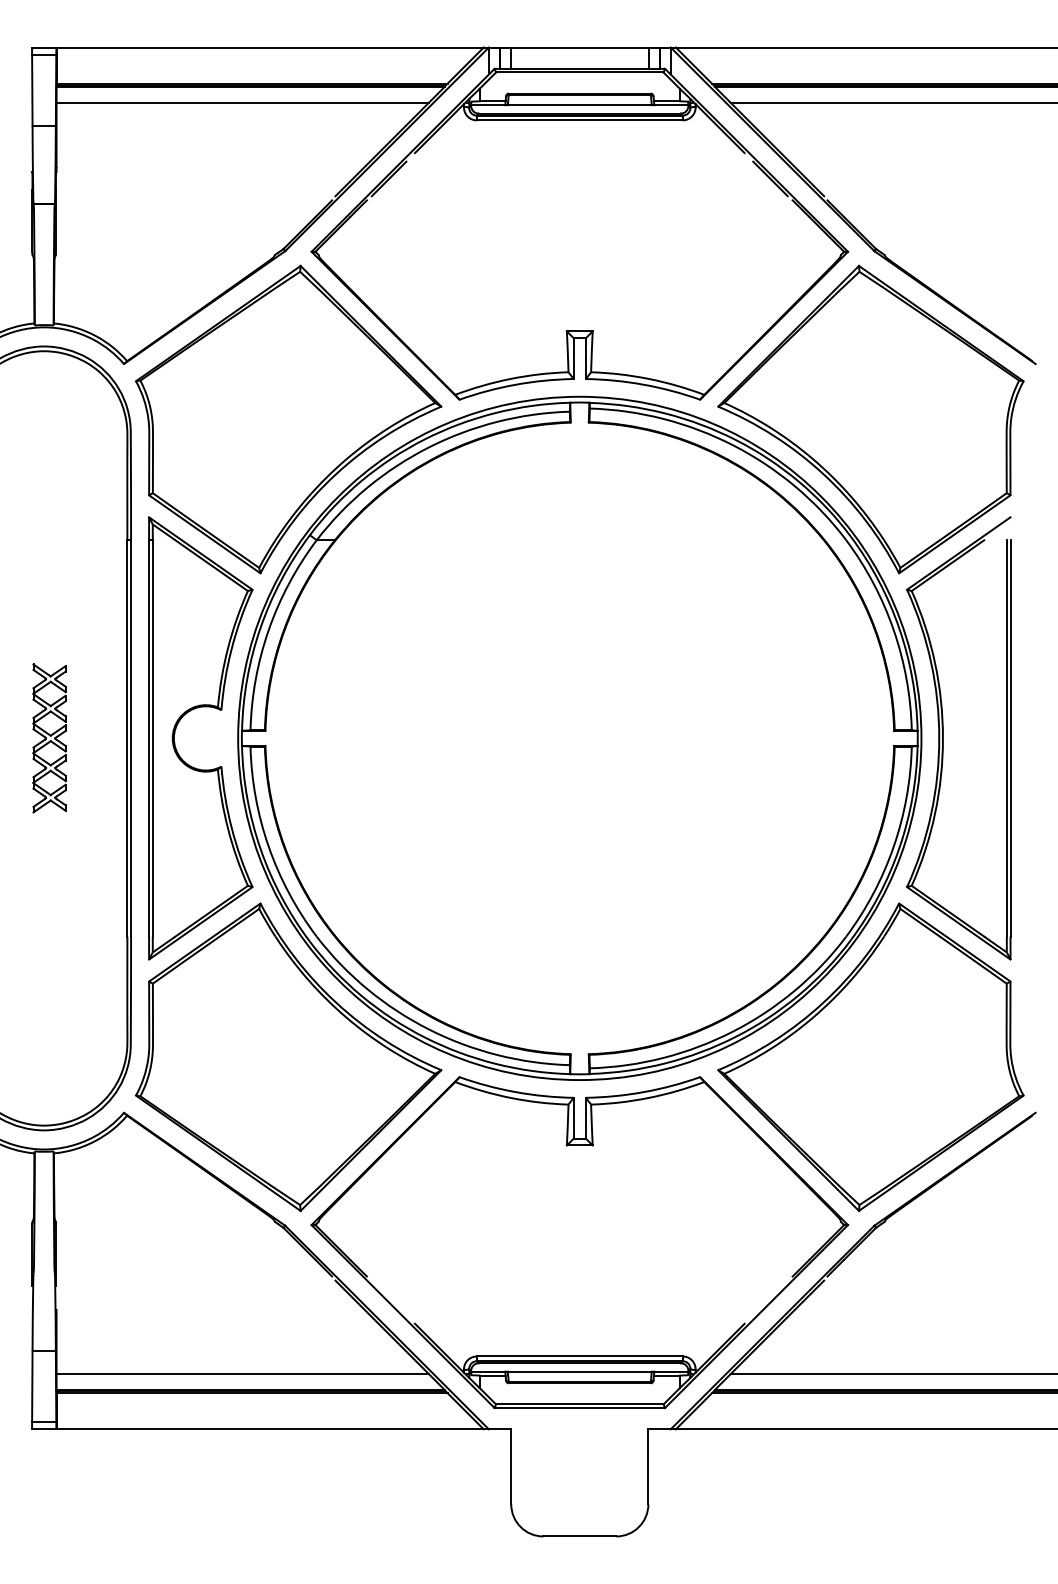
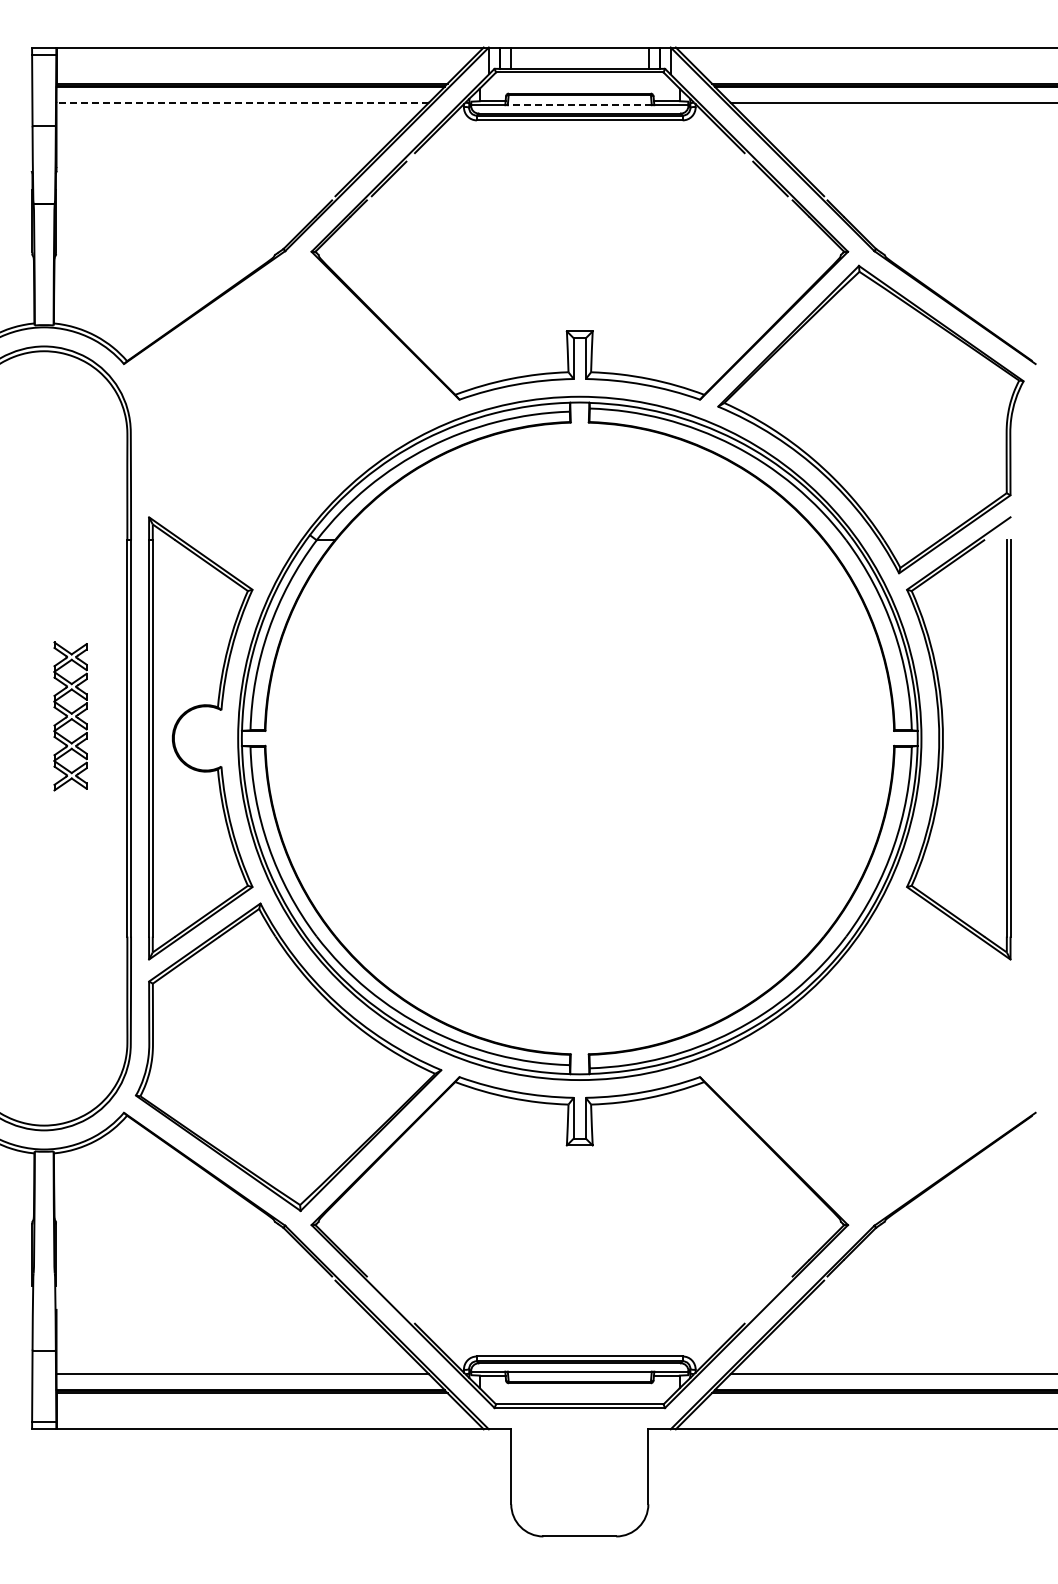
line: solid -> dashed (242, 102)
line: solid -> dashed (579, 105)
part: present -> none (288, 419)
part position: (49, 738) -> (70, 716) (70, 716)
part: present -> none (870, 1056)
